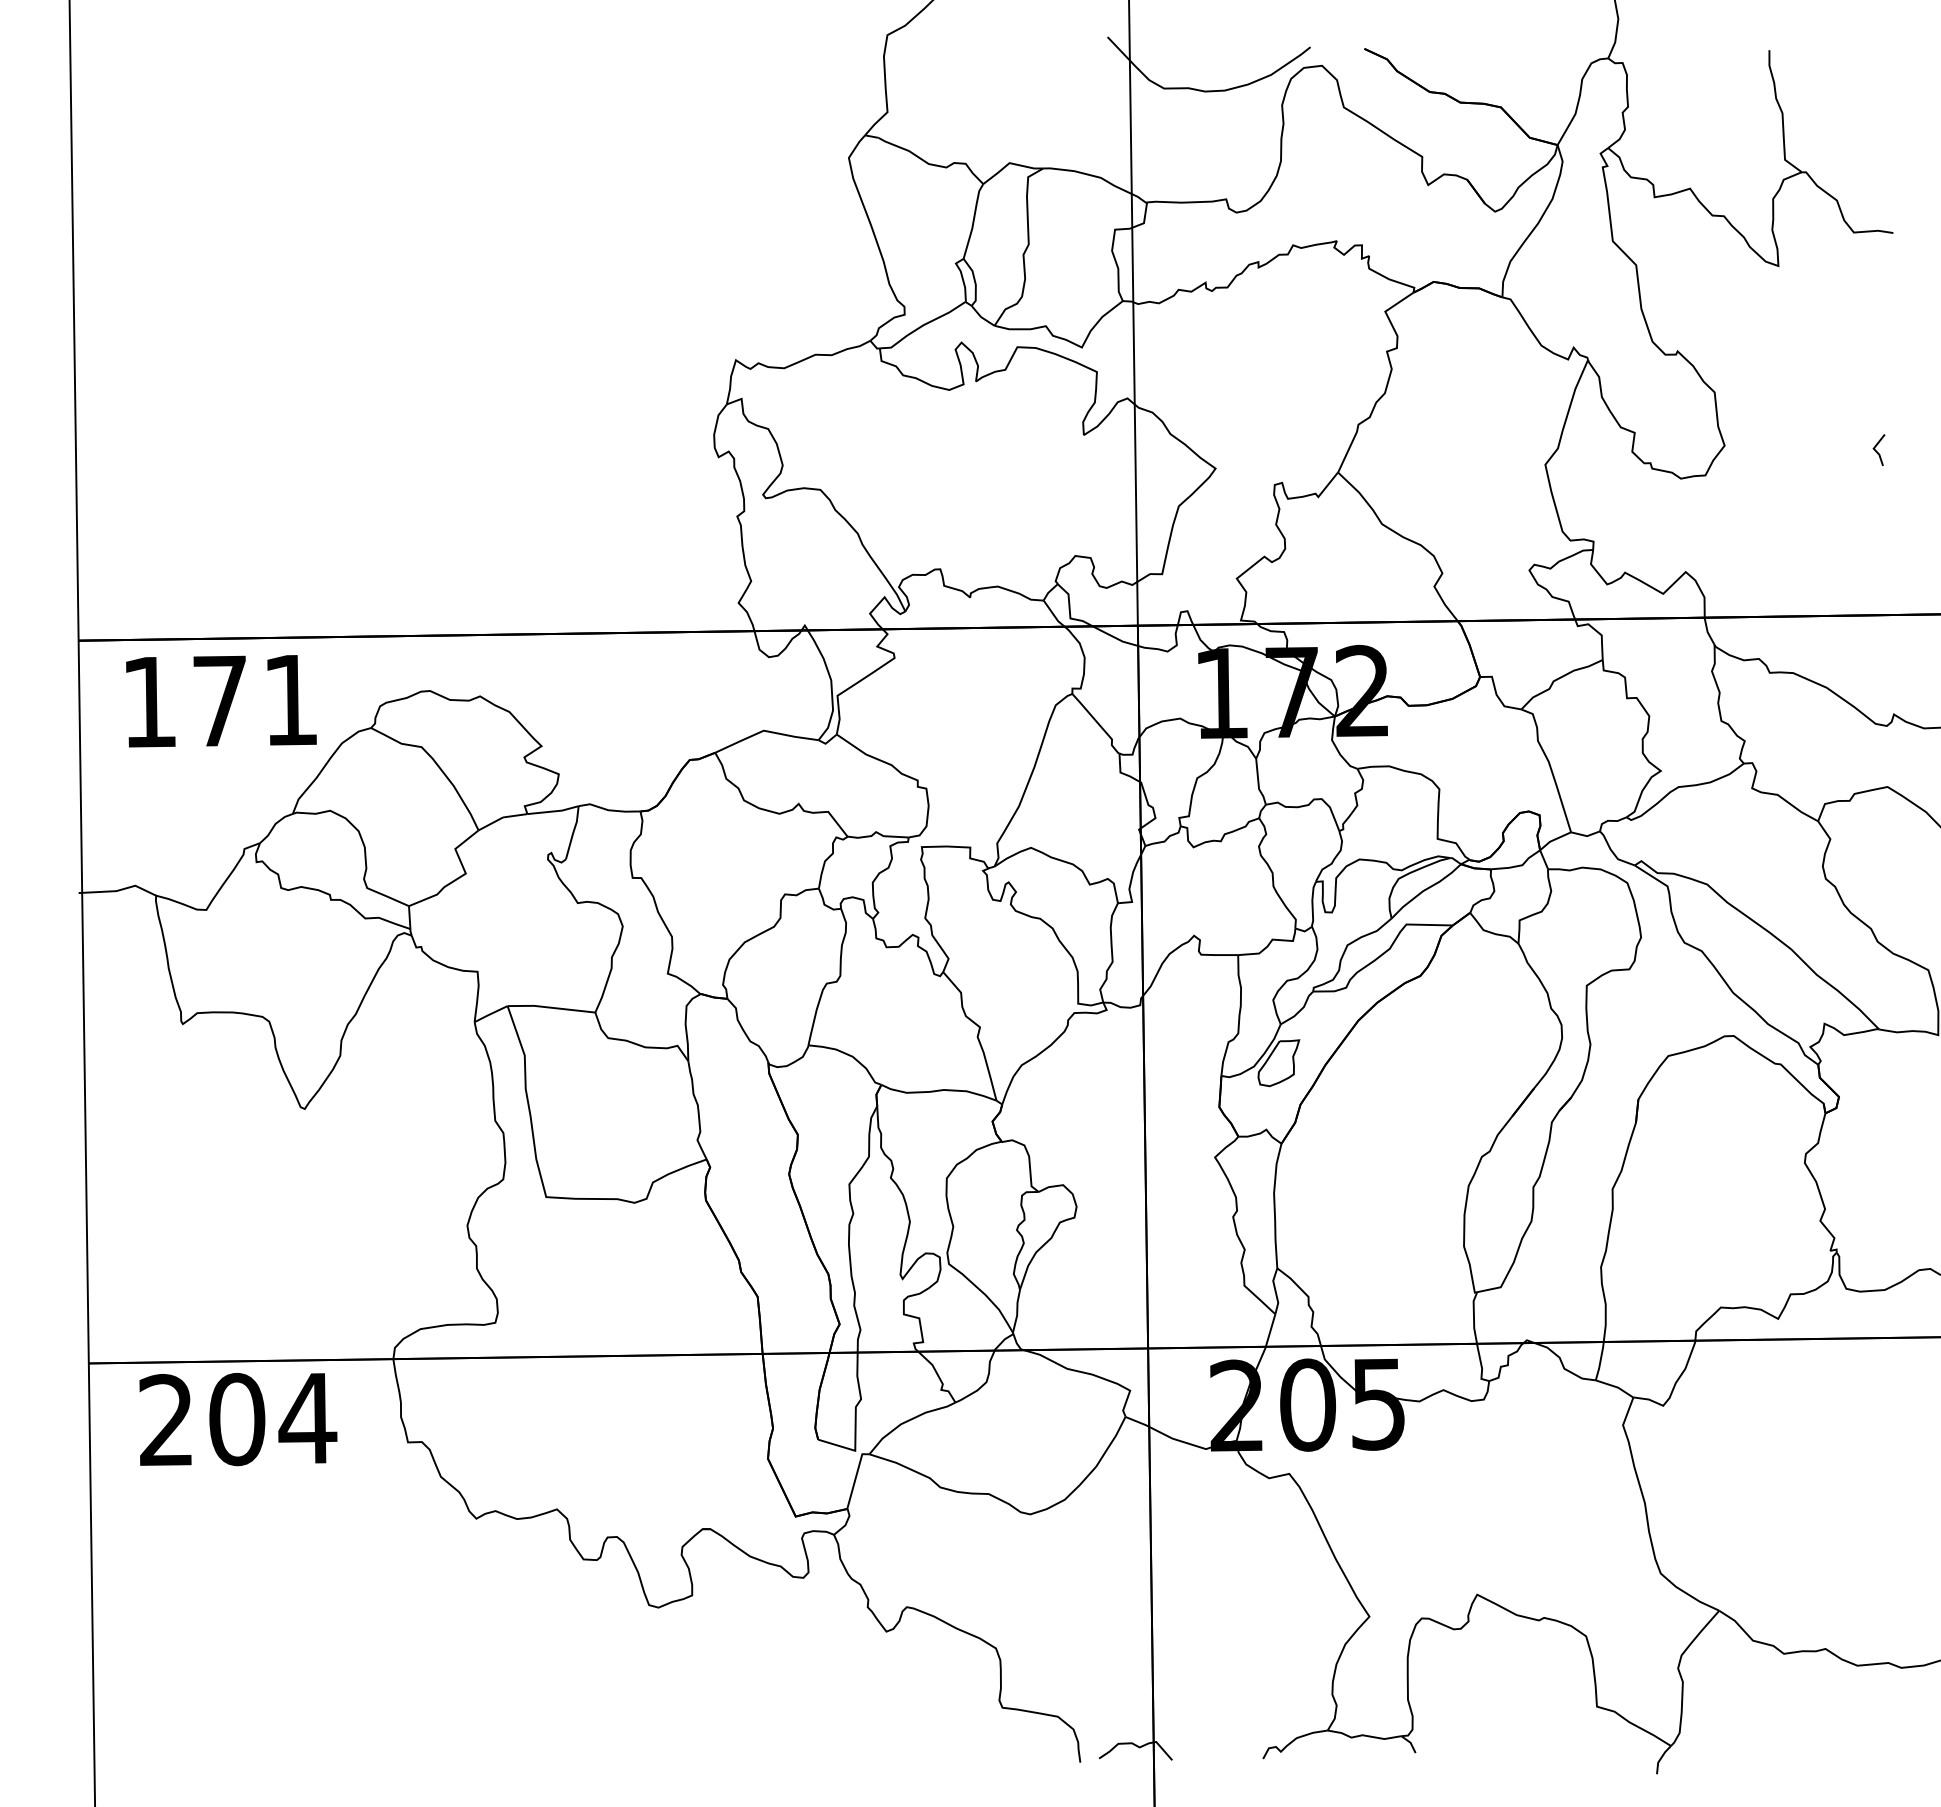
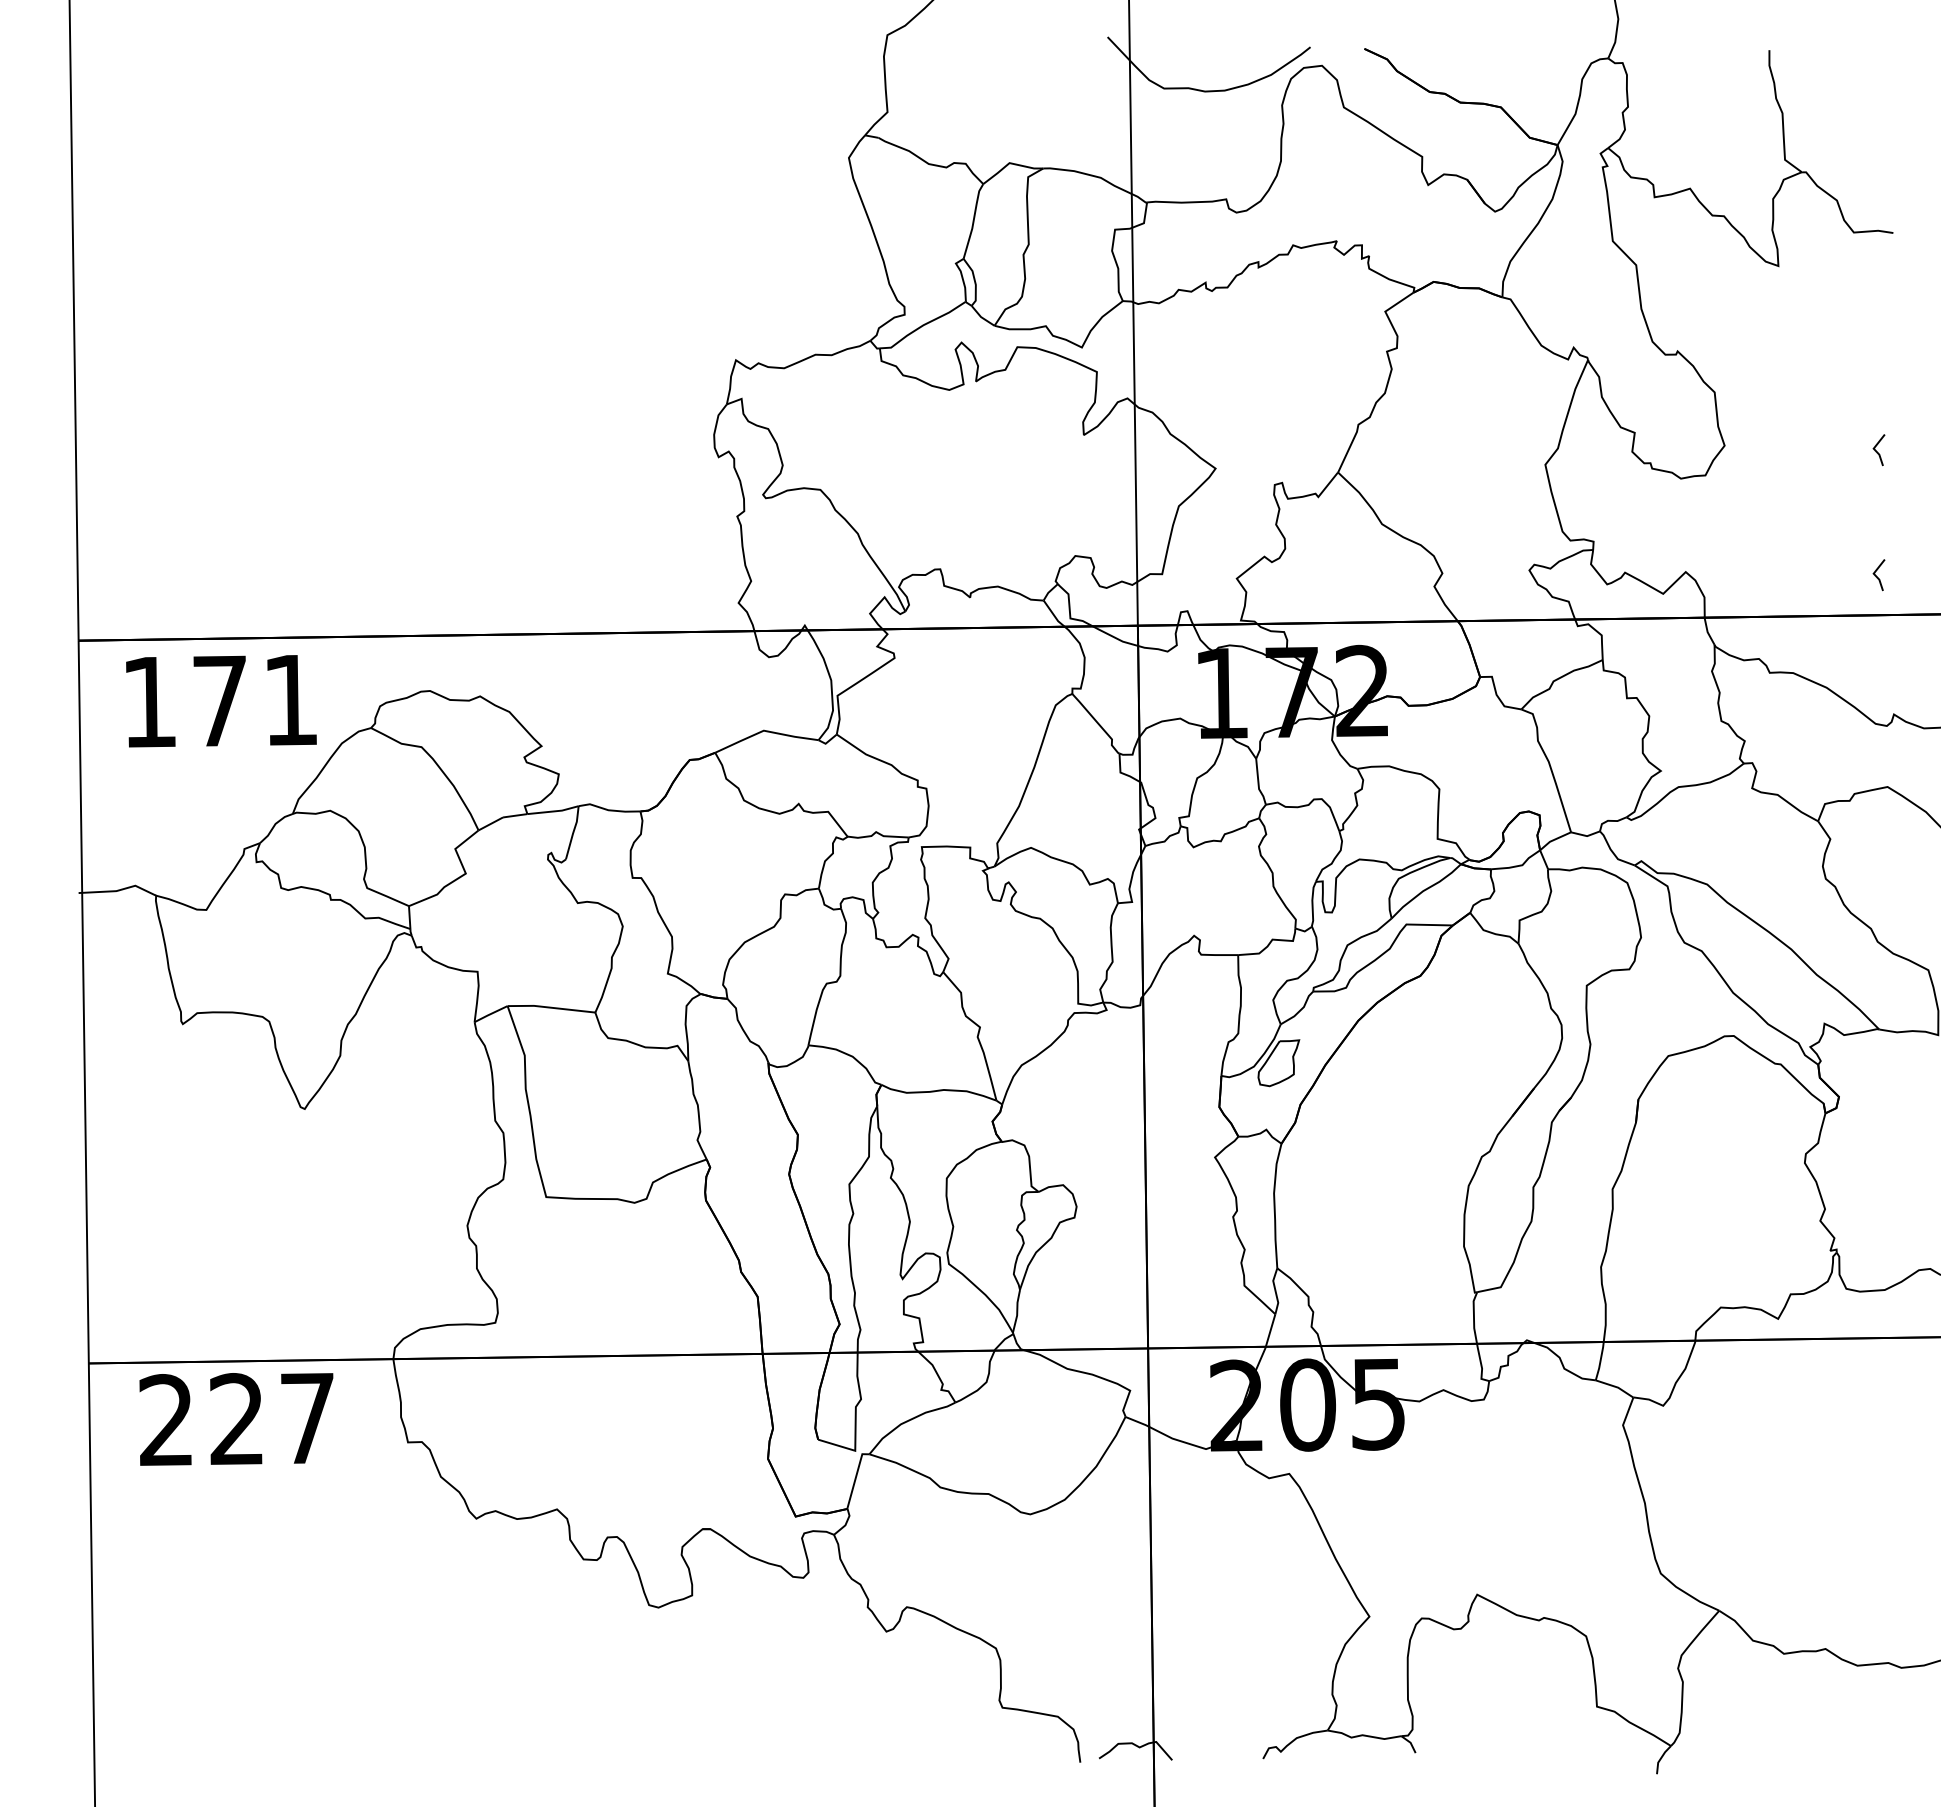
line: none -> present (1877, 576)
text: 204 -> 227 (273, 1419)
